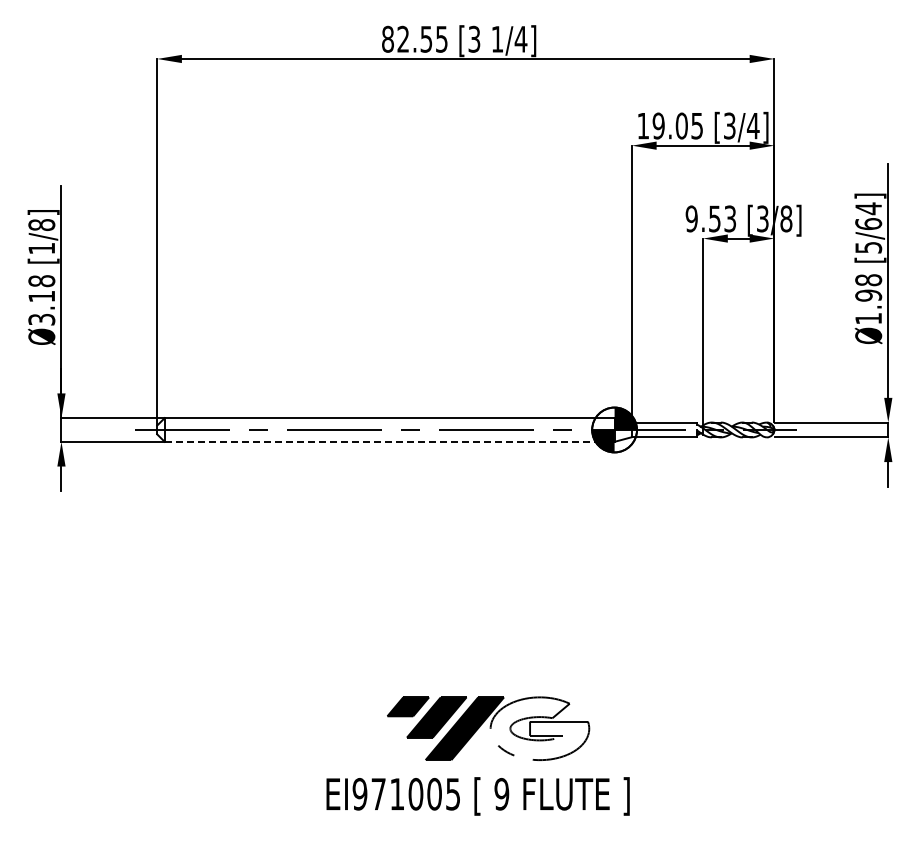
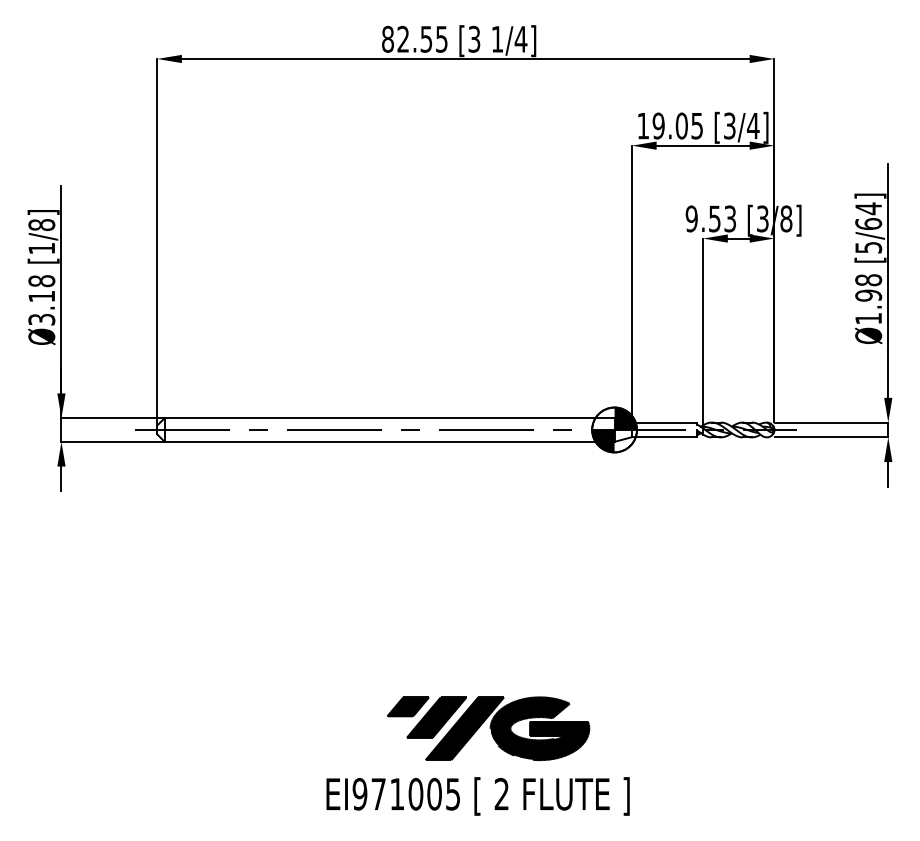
line: dashed -> solid (389, 441)
fill: none -> present (539, 728)
text: 9 -> 2 (501, 794)
